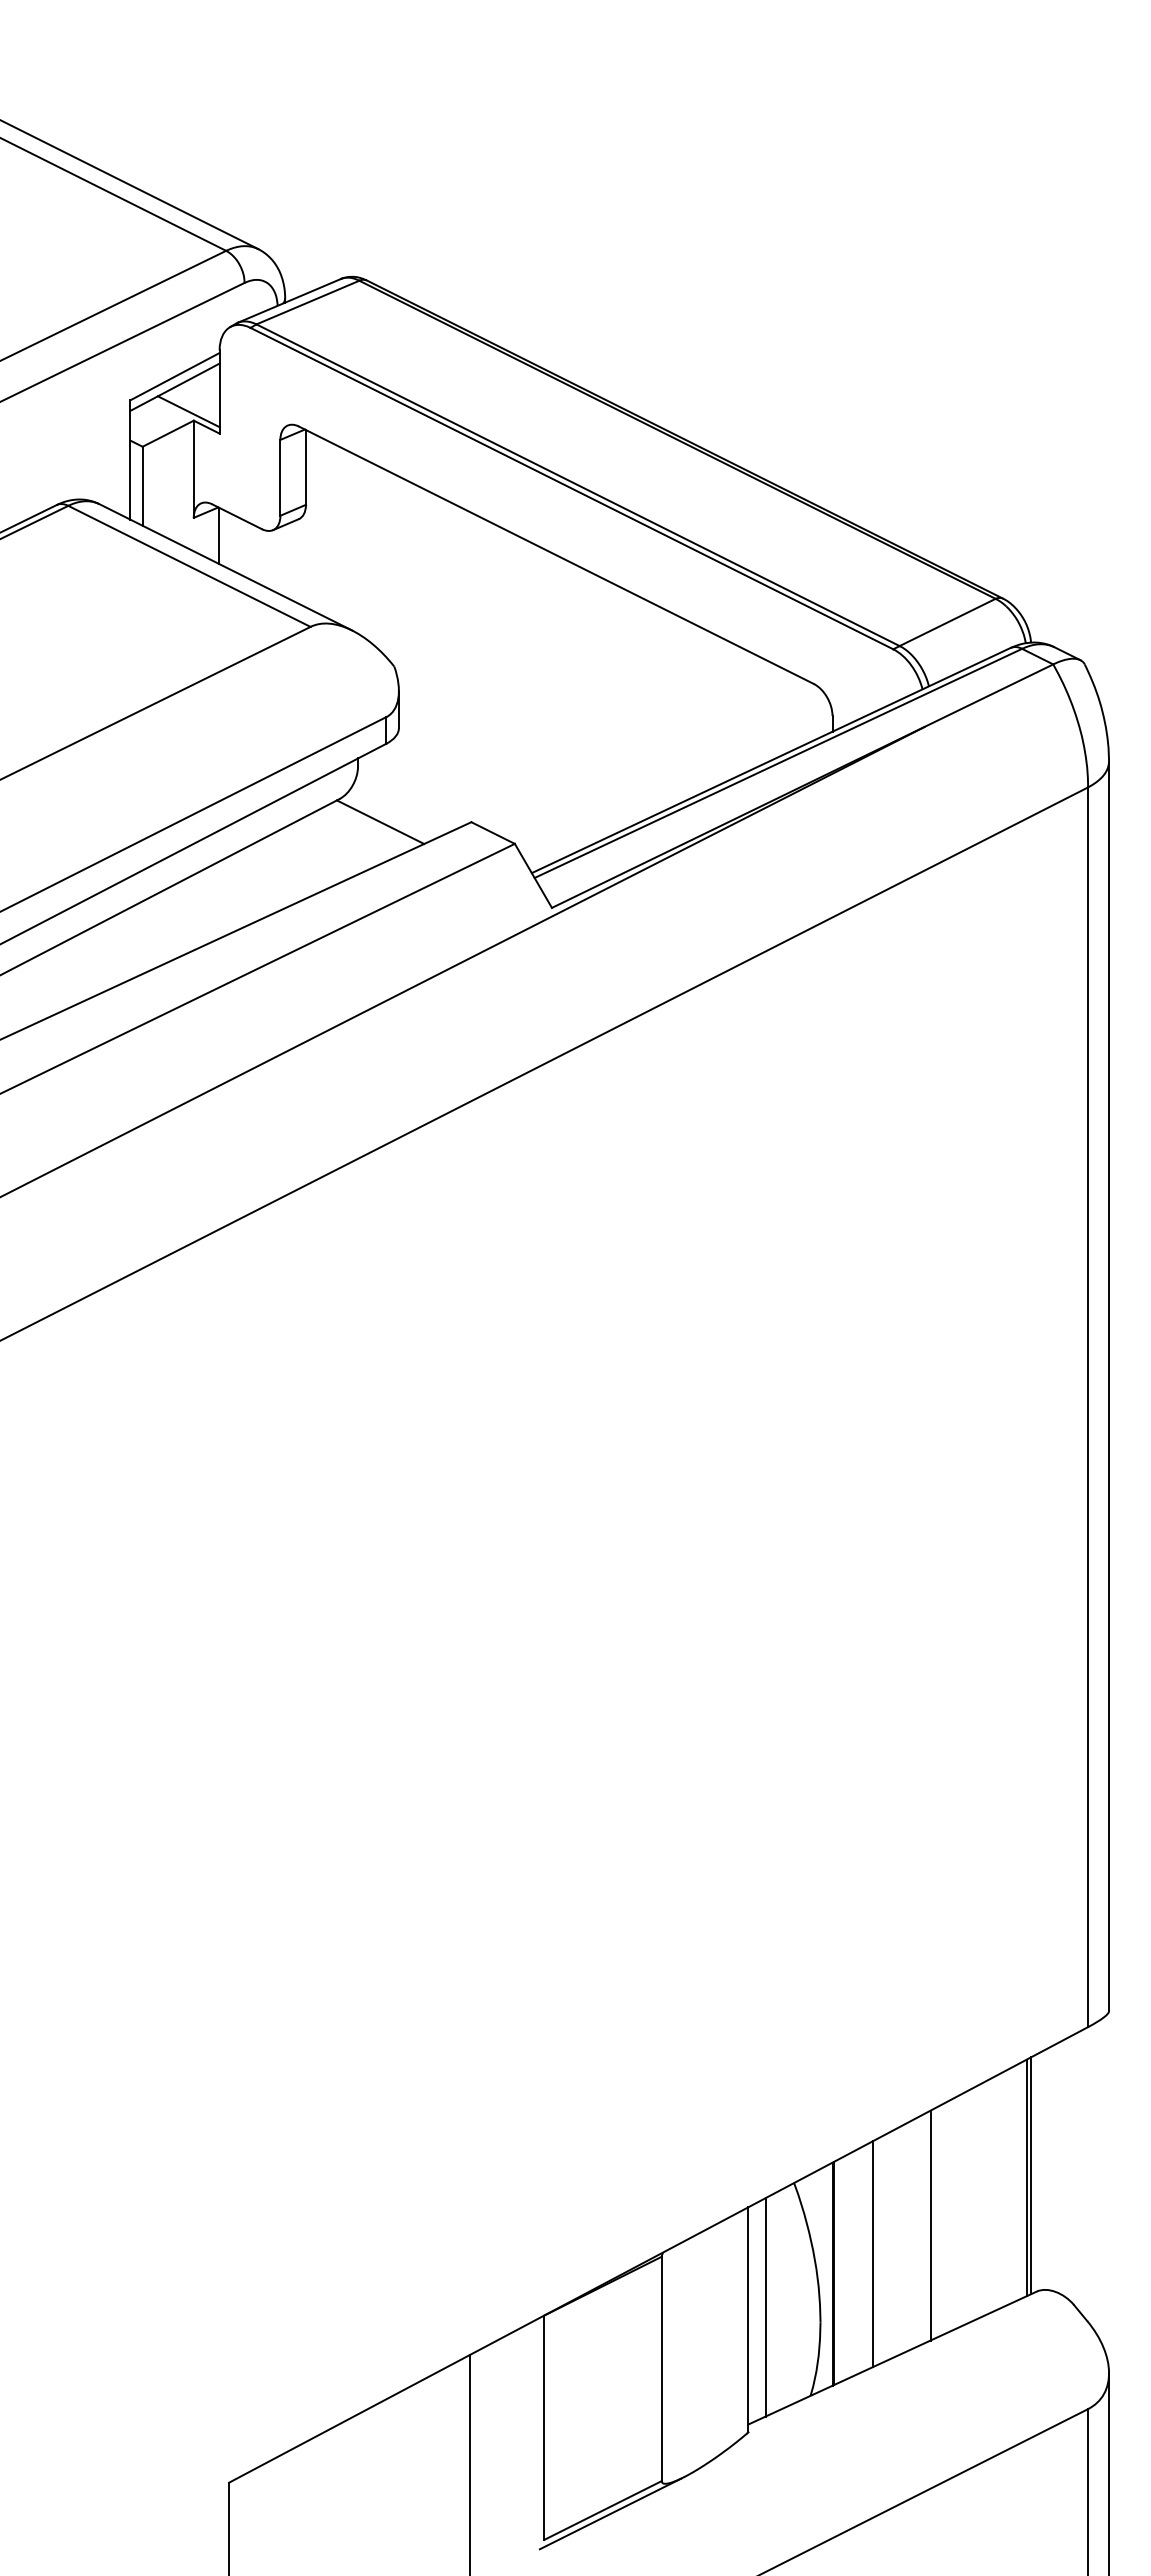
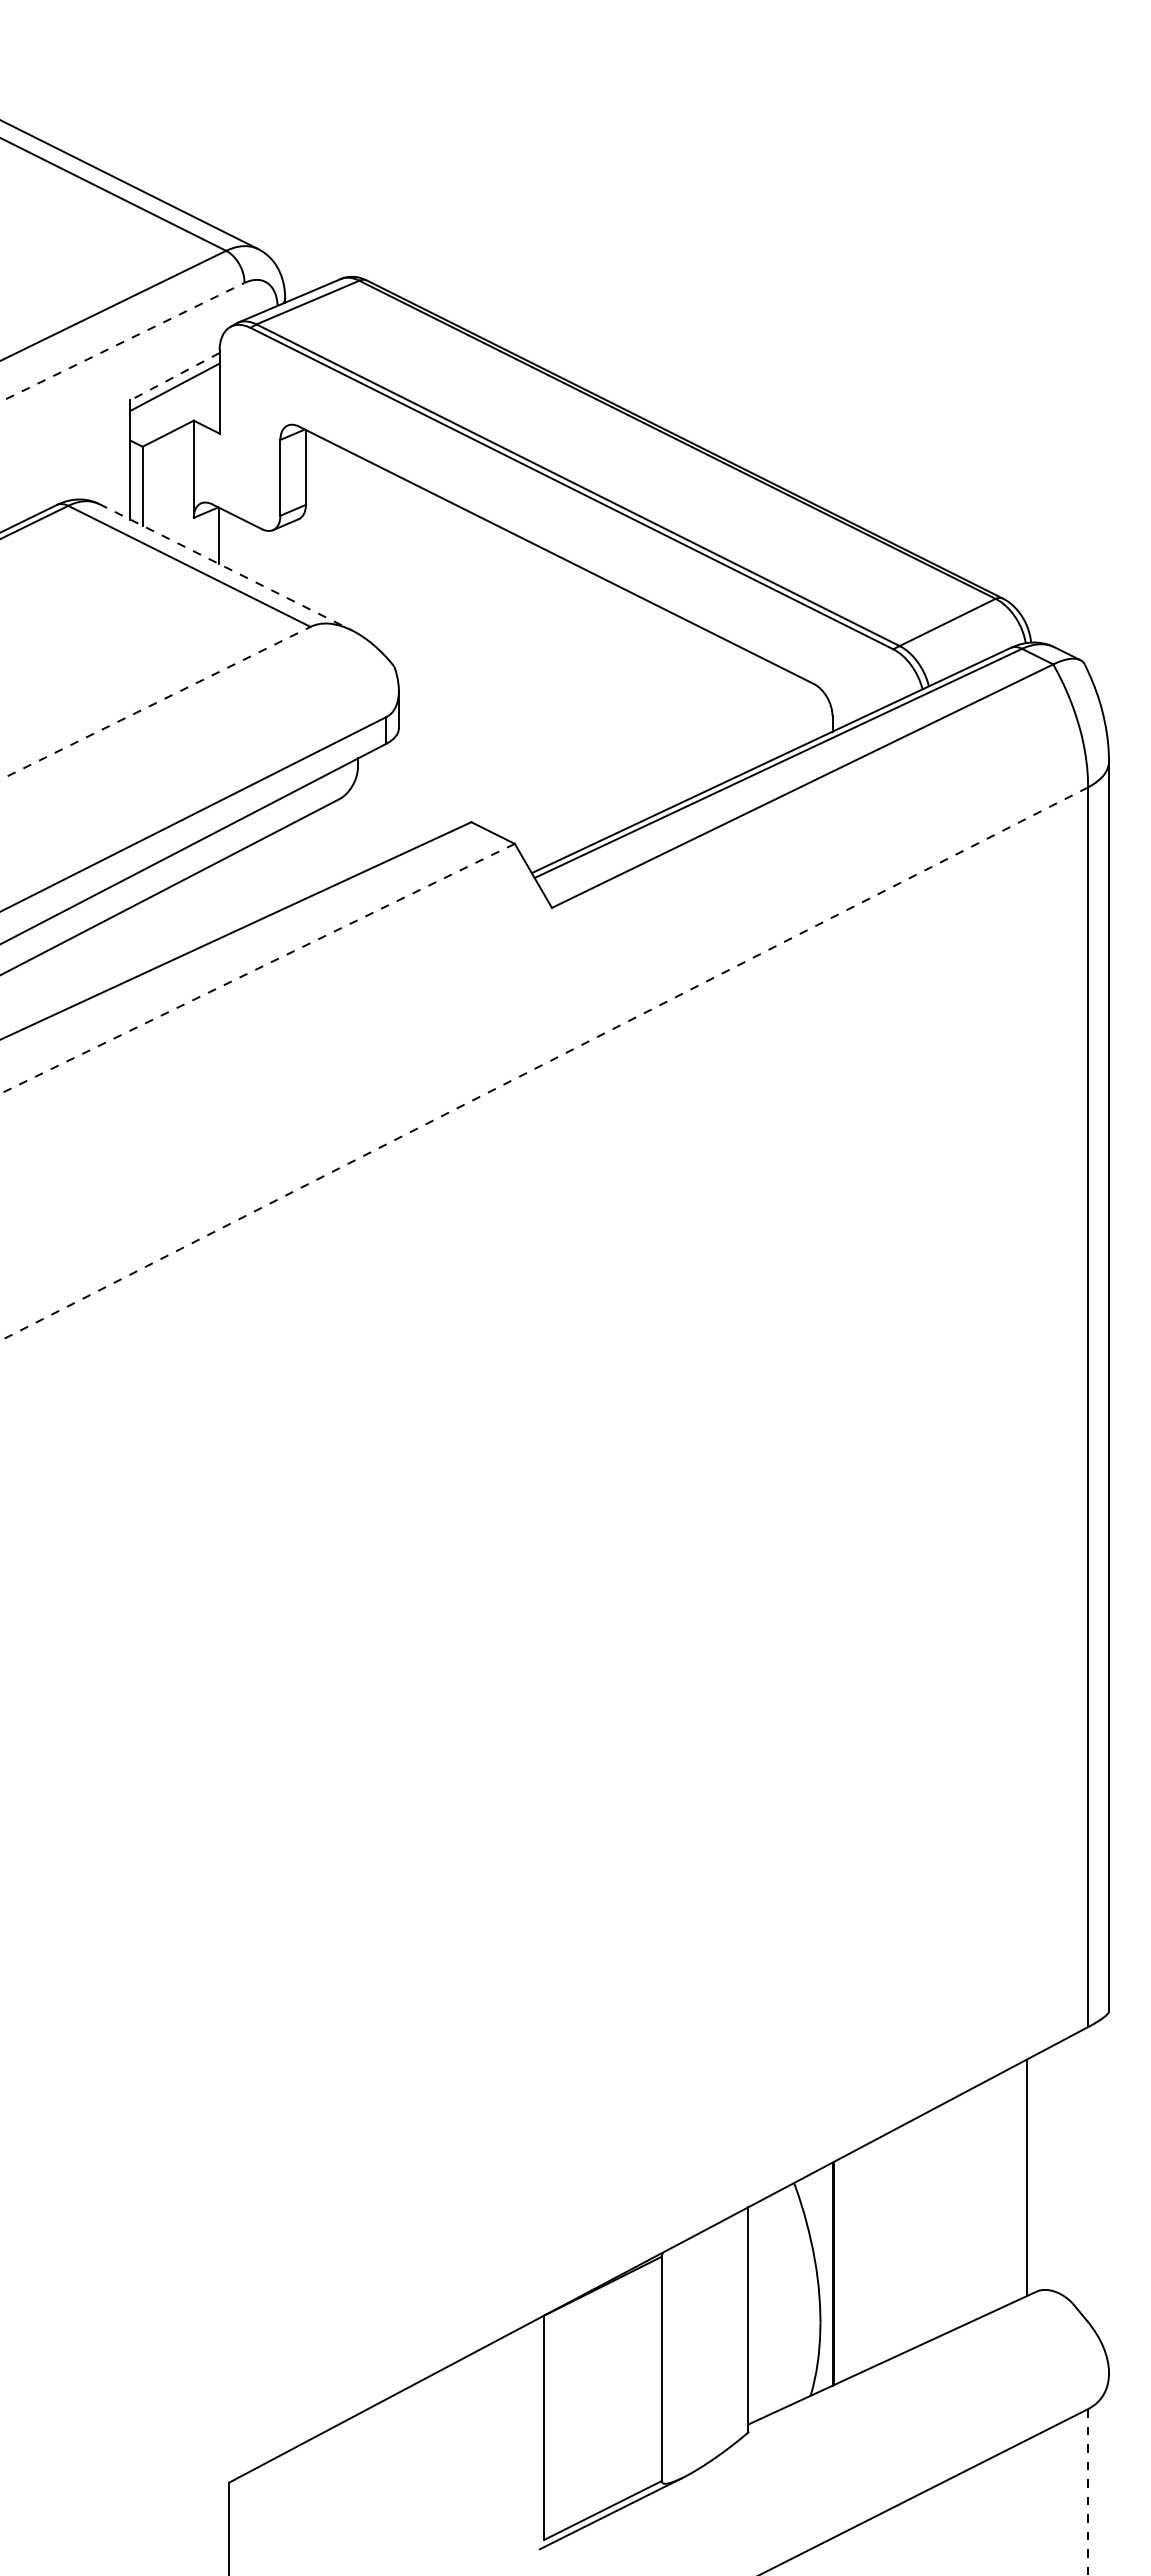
line: solid -> dashed (122, 342)
line: solid -> dashed (174, 376)
line: present -> none (188, 411)
line: solid -> dashed (226, 567)
line: solid -> dashed (155, 703)
line: present -> none (380, 821)
line: present -> none (463, 961)
line: solid -> dashed (257, 968)
line: solid -> dashed (543, 1064)
line: present -> none (1031, 2175)
line: present -> none (930, 2225)
line: present -> none (873, 2254)
line: present -> none (765, 2307)
line: present -> none (470, 2463)
line: present -> none (1109, 2472)
line: solid -> dashed (1088, 2492)
